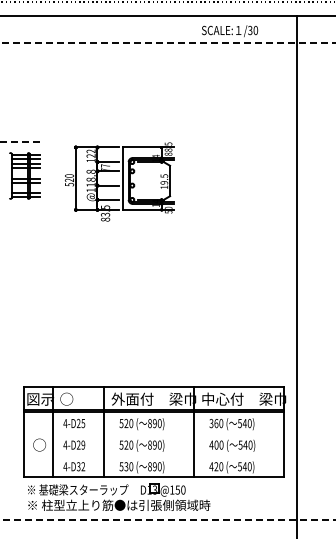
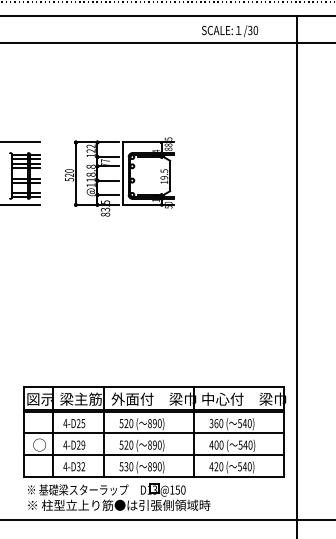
line: dashed -> solid (168, 43)
line: dashed -> solid (19, 142)
part position: (119, 181) -> (119, 176) (119, 176)
line: none -> present (20, 204)
text: ○ -> 梁主筋 (80, 398)
line: none -> present (153, 433)
line: none -> present (153, 455)
line: dashed -> solid (167, 519)
